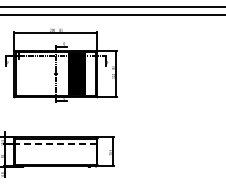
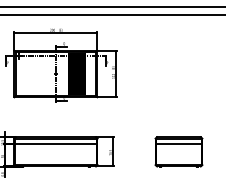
line: dashed -> solid (55, 143)
part: none -> present (178, 151)
